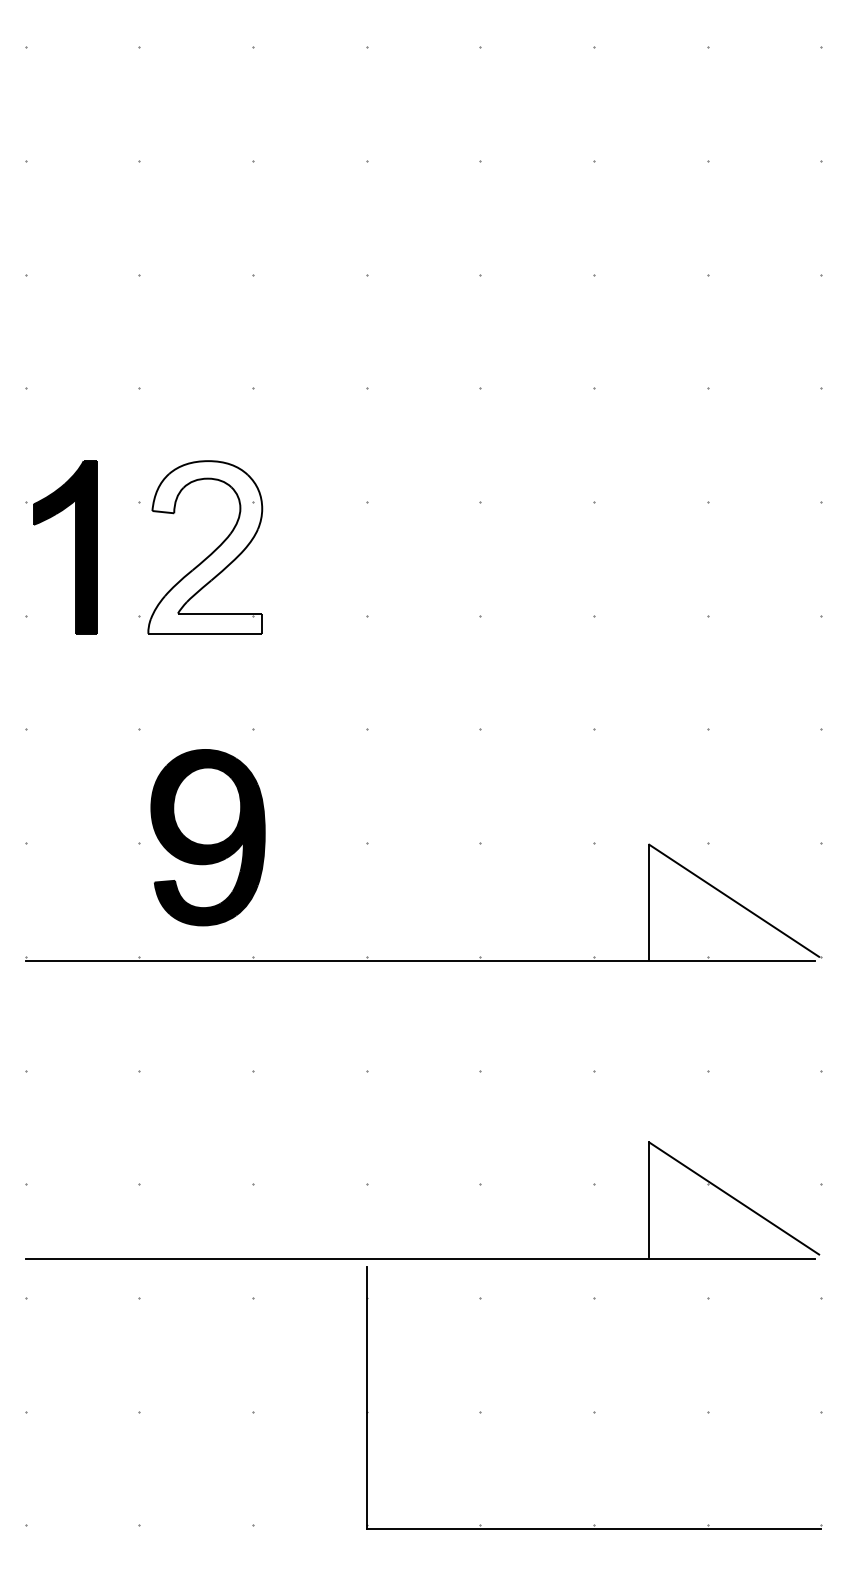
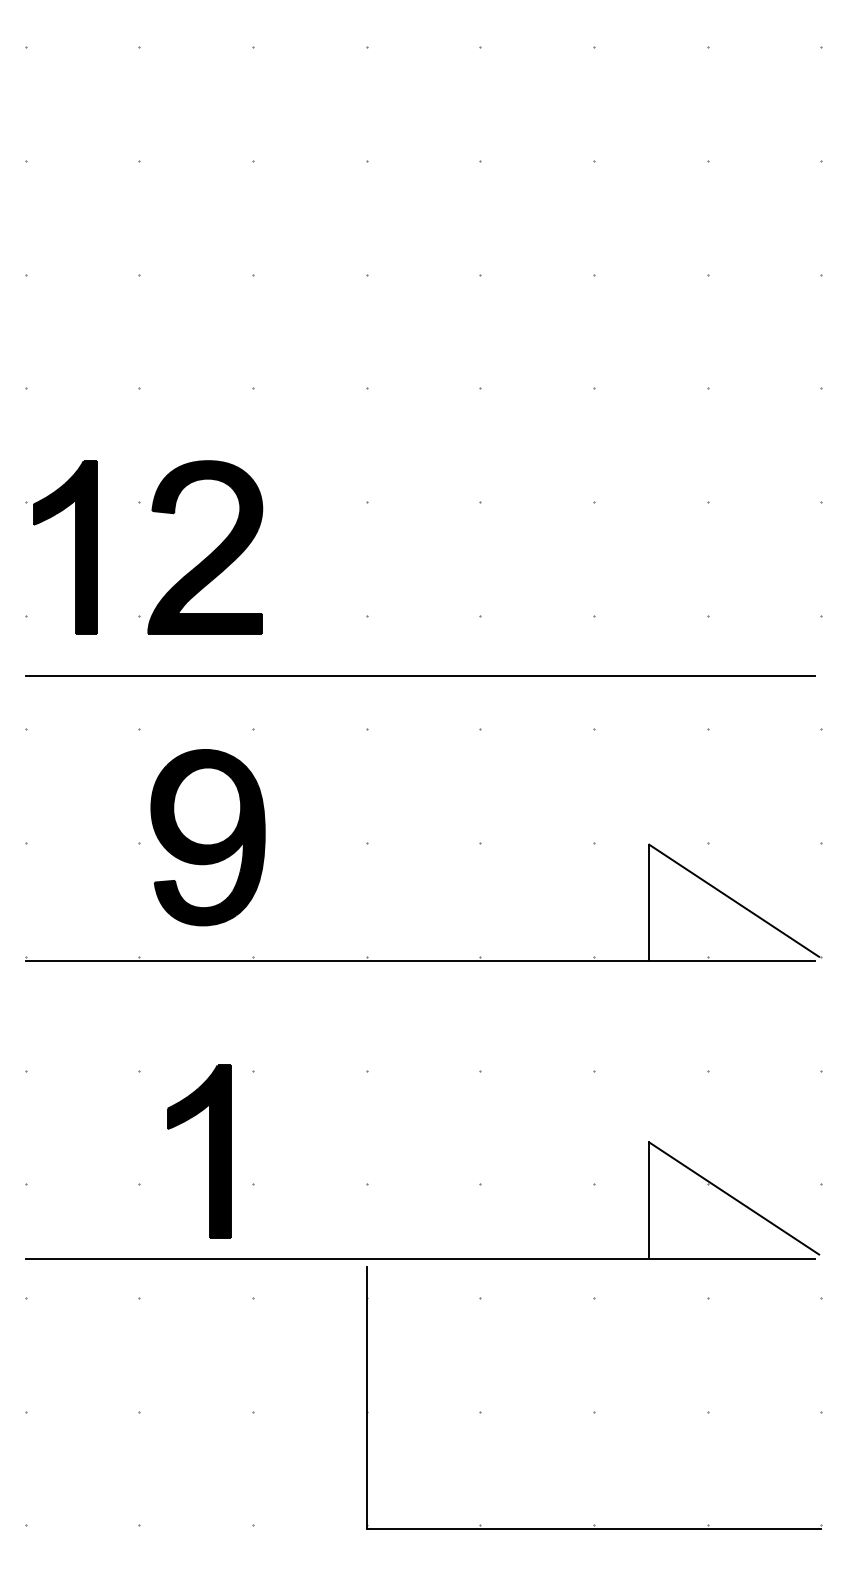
fill: none -> present (205, 547)
line: none -> present (419, 675)
part: none -> present (209, 1151)
